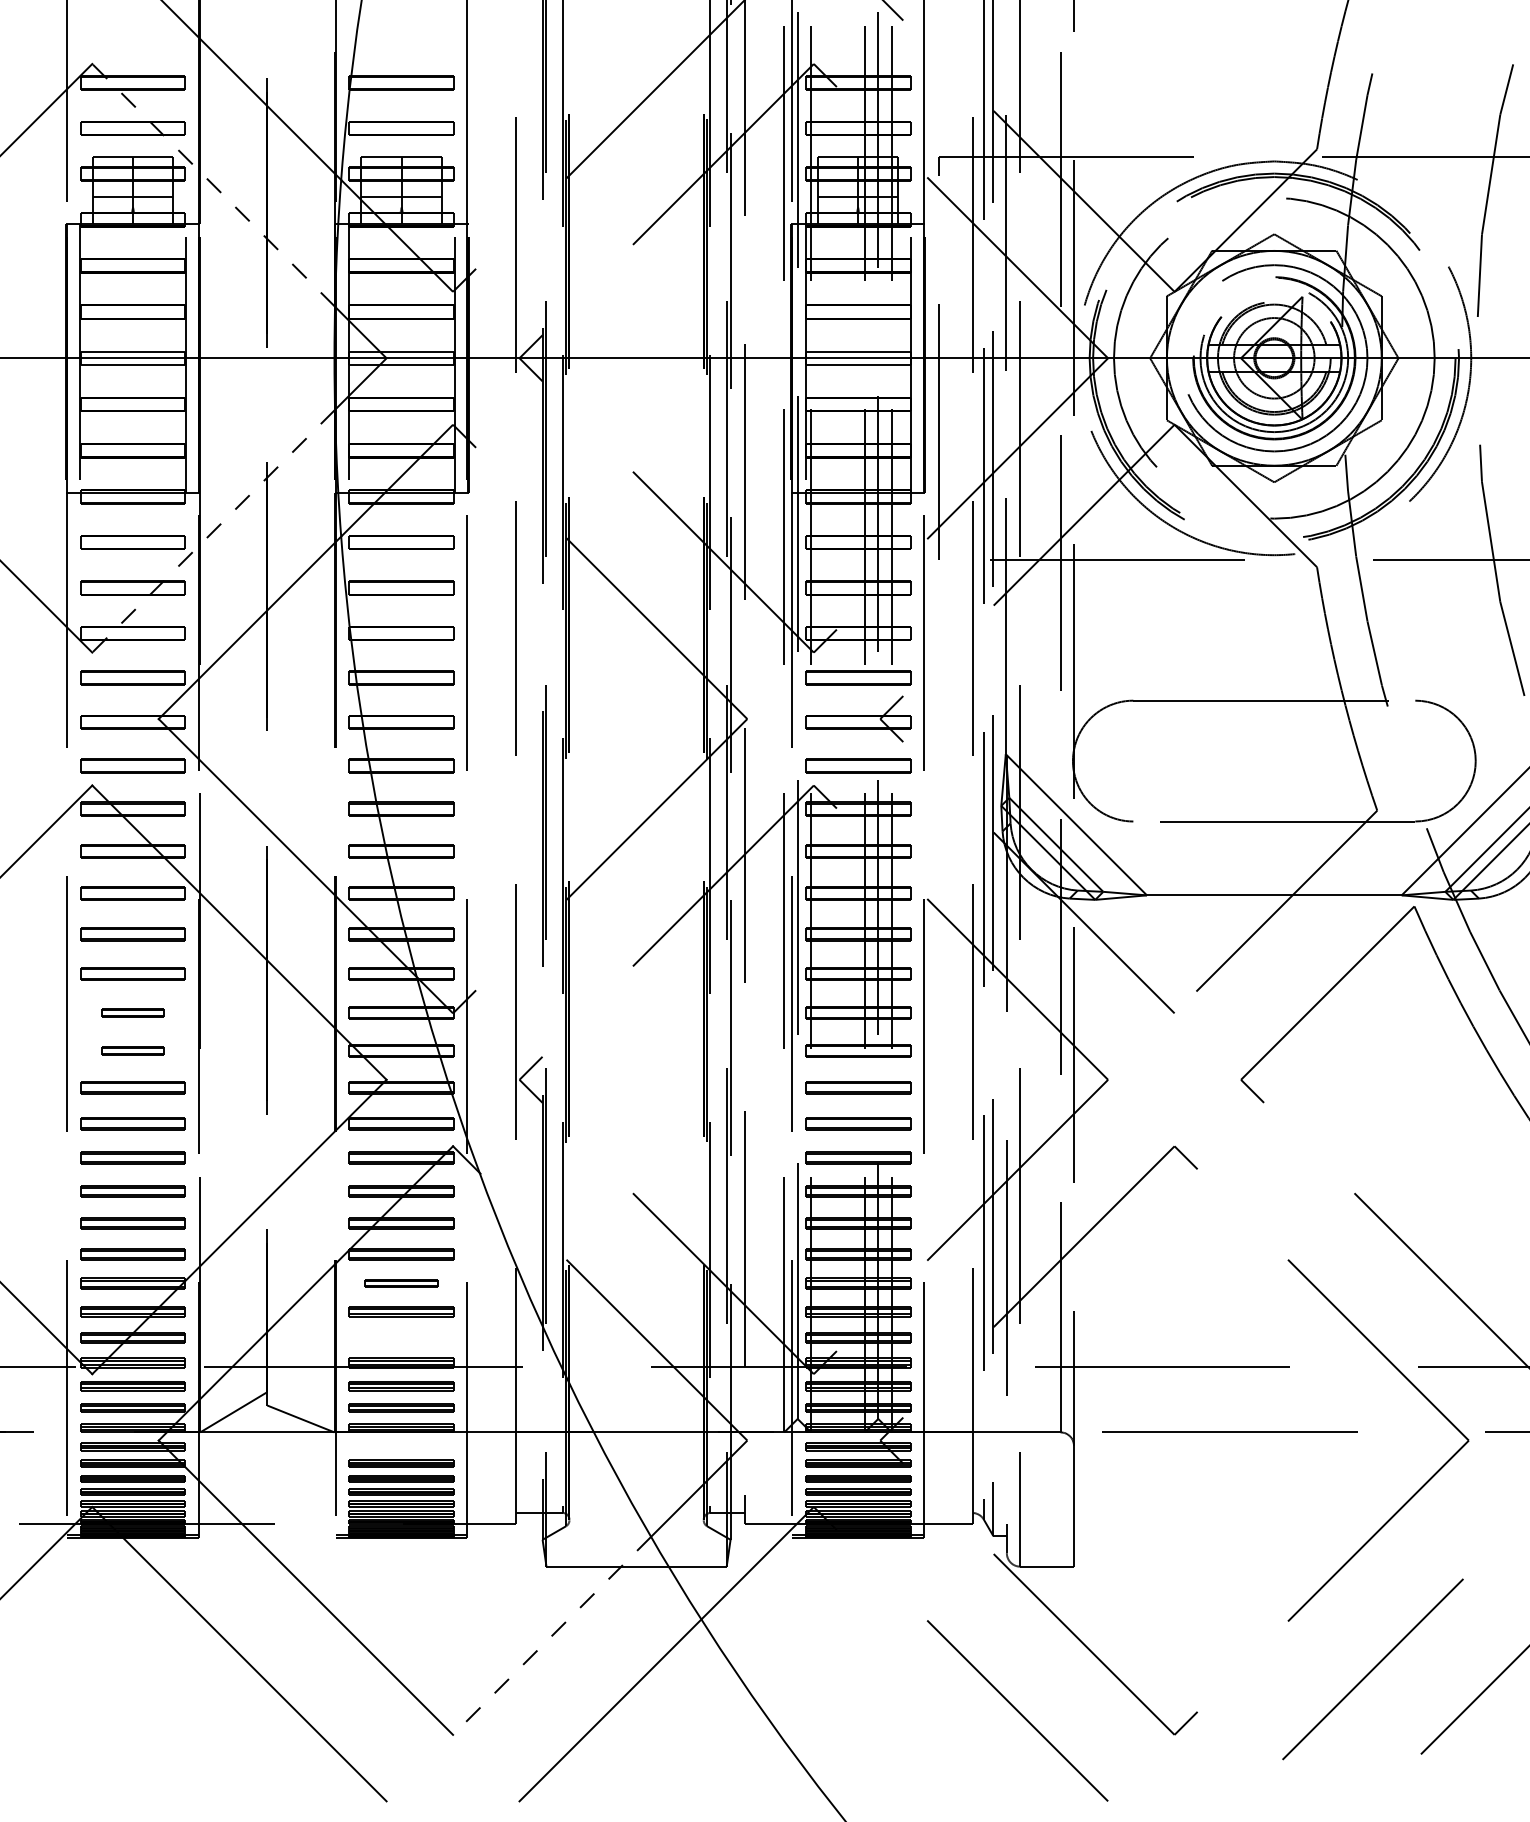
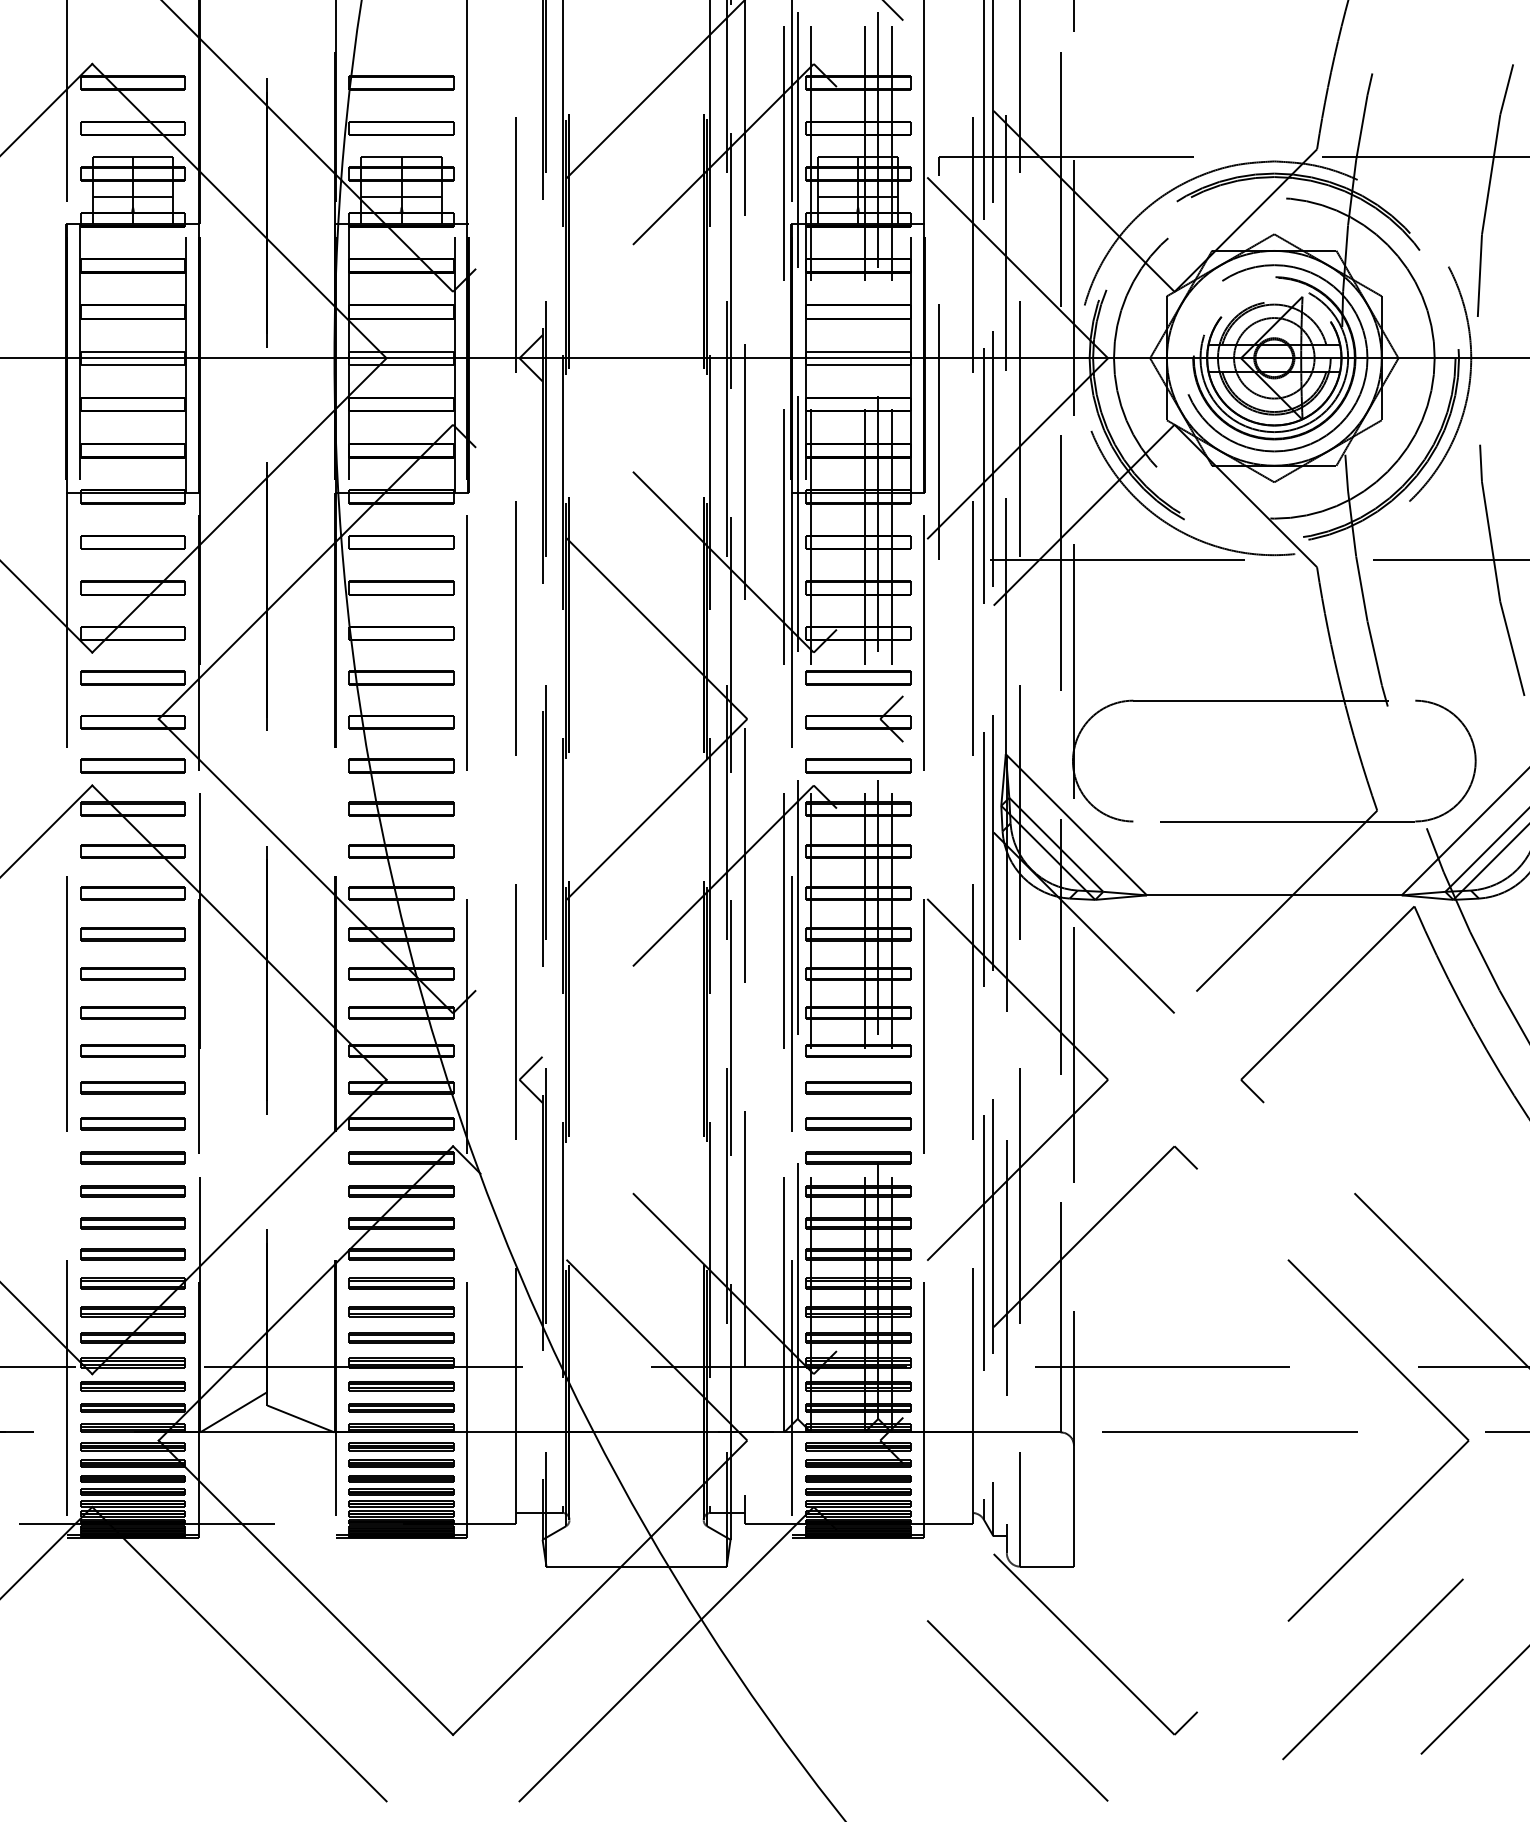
line: dashed -> solid (213, 185)
line: dashed -> solid (213, 531)
part size: 64x10 px -> 106x14 px (132, 1012)
part size: 64x10 px -> 106x14 px (132, 1050)
part size: 75x9 px -> 107x13 px (401, 1283)
part: none -> present (401, 1337)
part: none -> present (401, 1446)
line: dashed -> solid (551, 1636)
